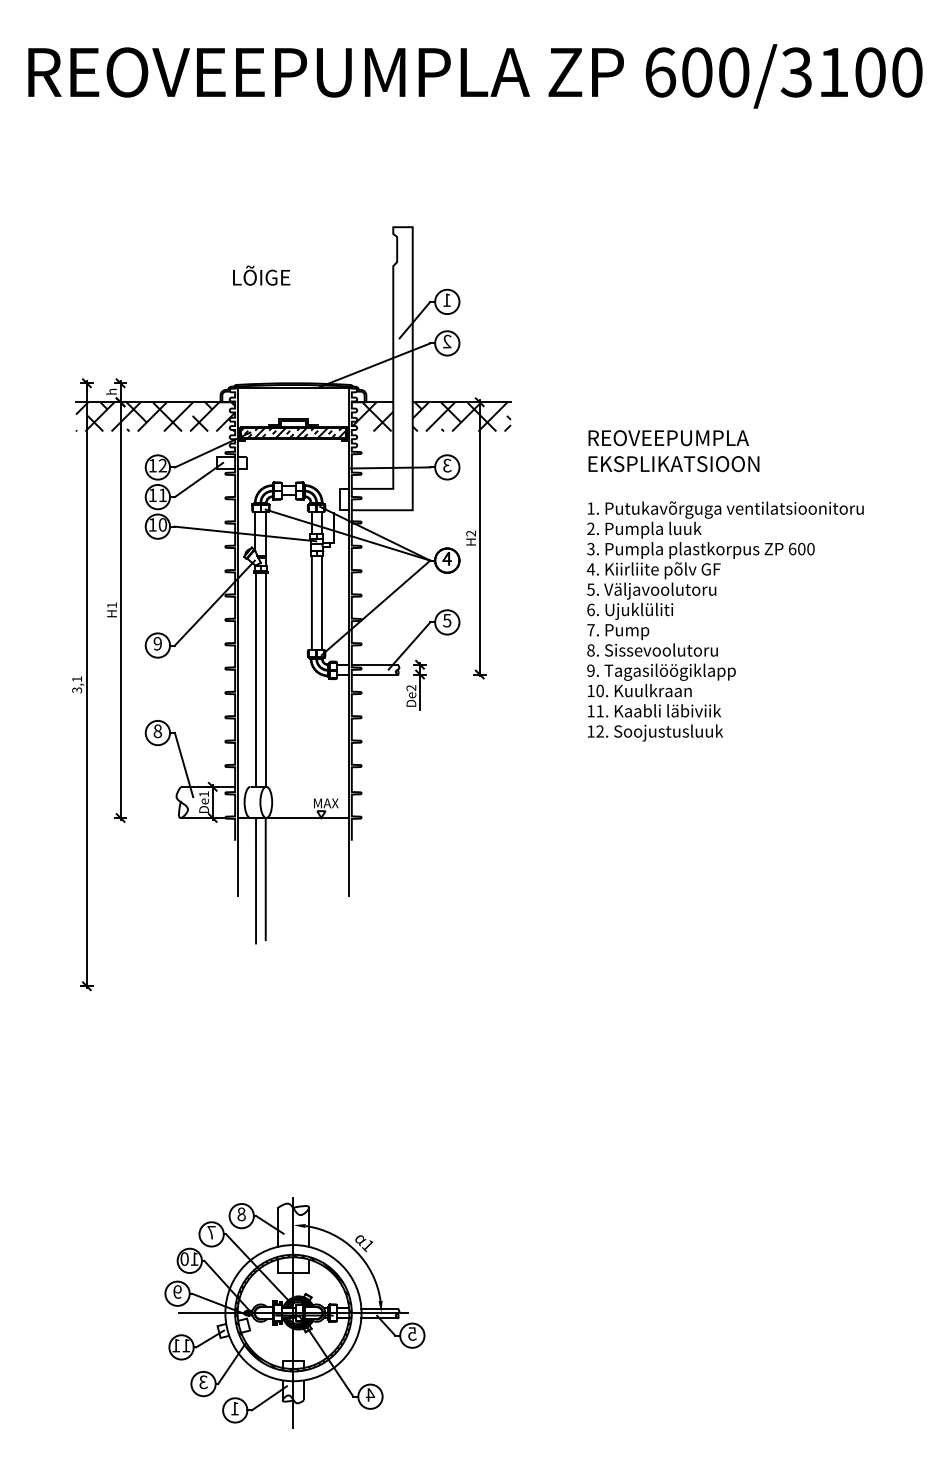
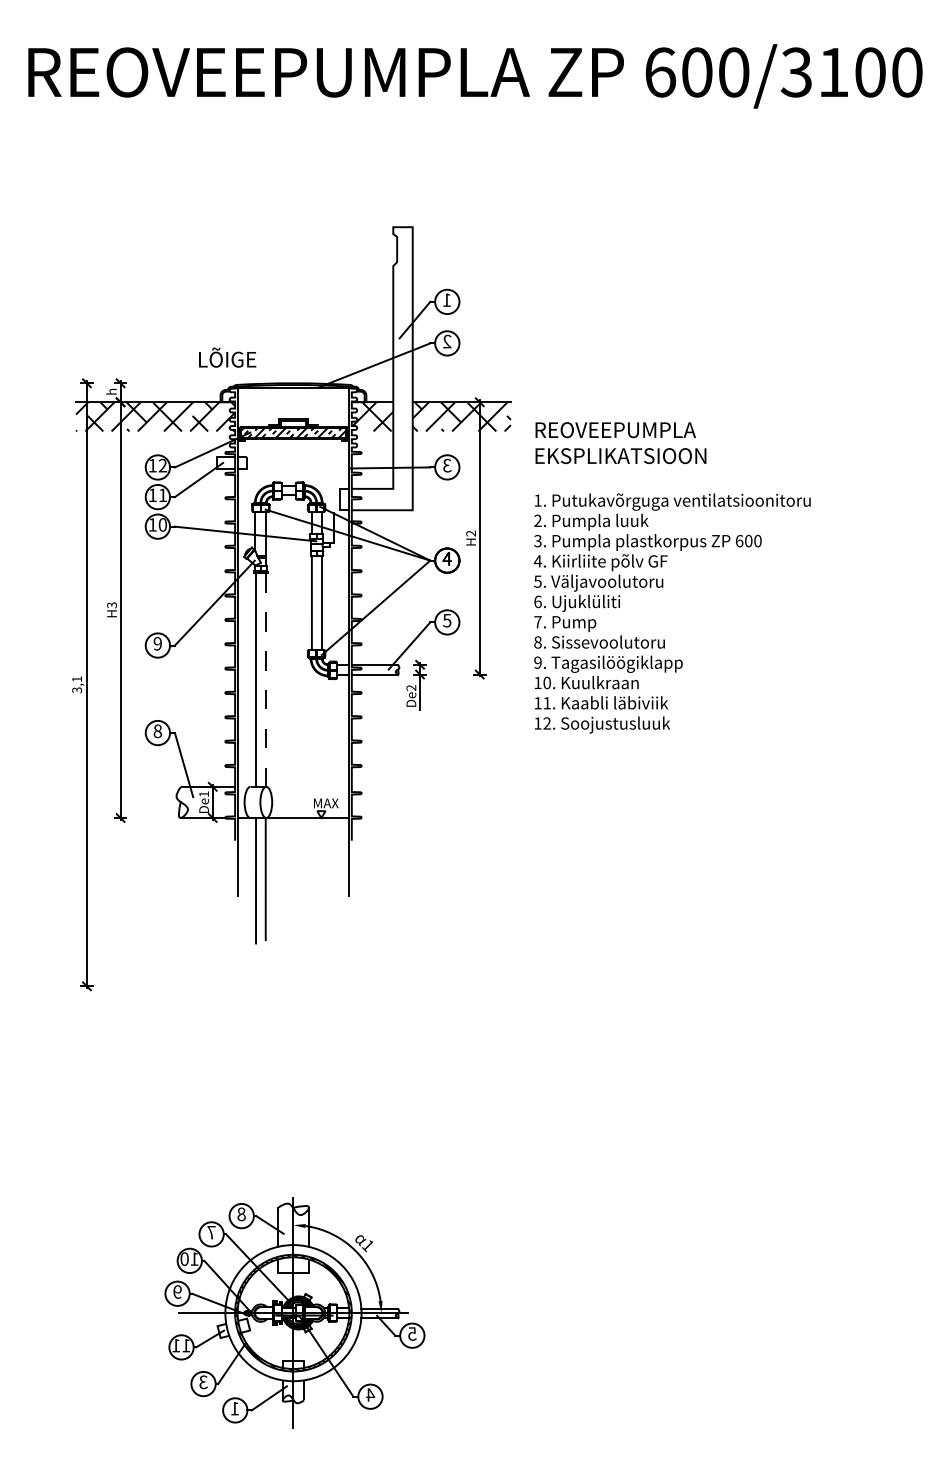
text position: (261, 275) -> (227, 357) (227, 357)
text position: (724, 585) -> (671, 577) (671, 577)
text: H1 -> H3 (111, 605)
line: solid -> dashed (265, 680)
